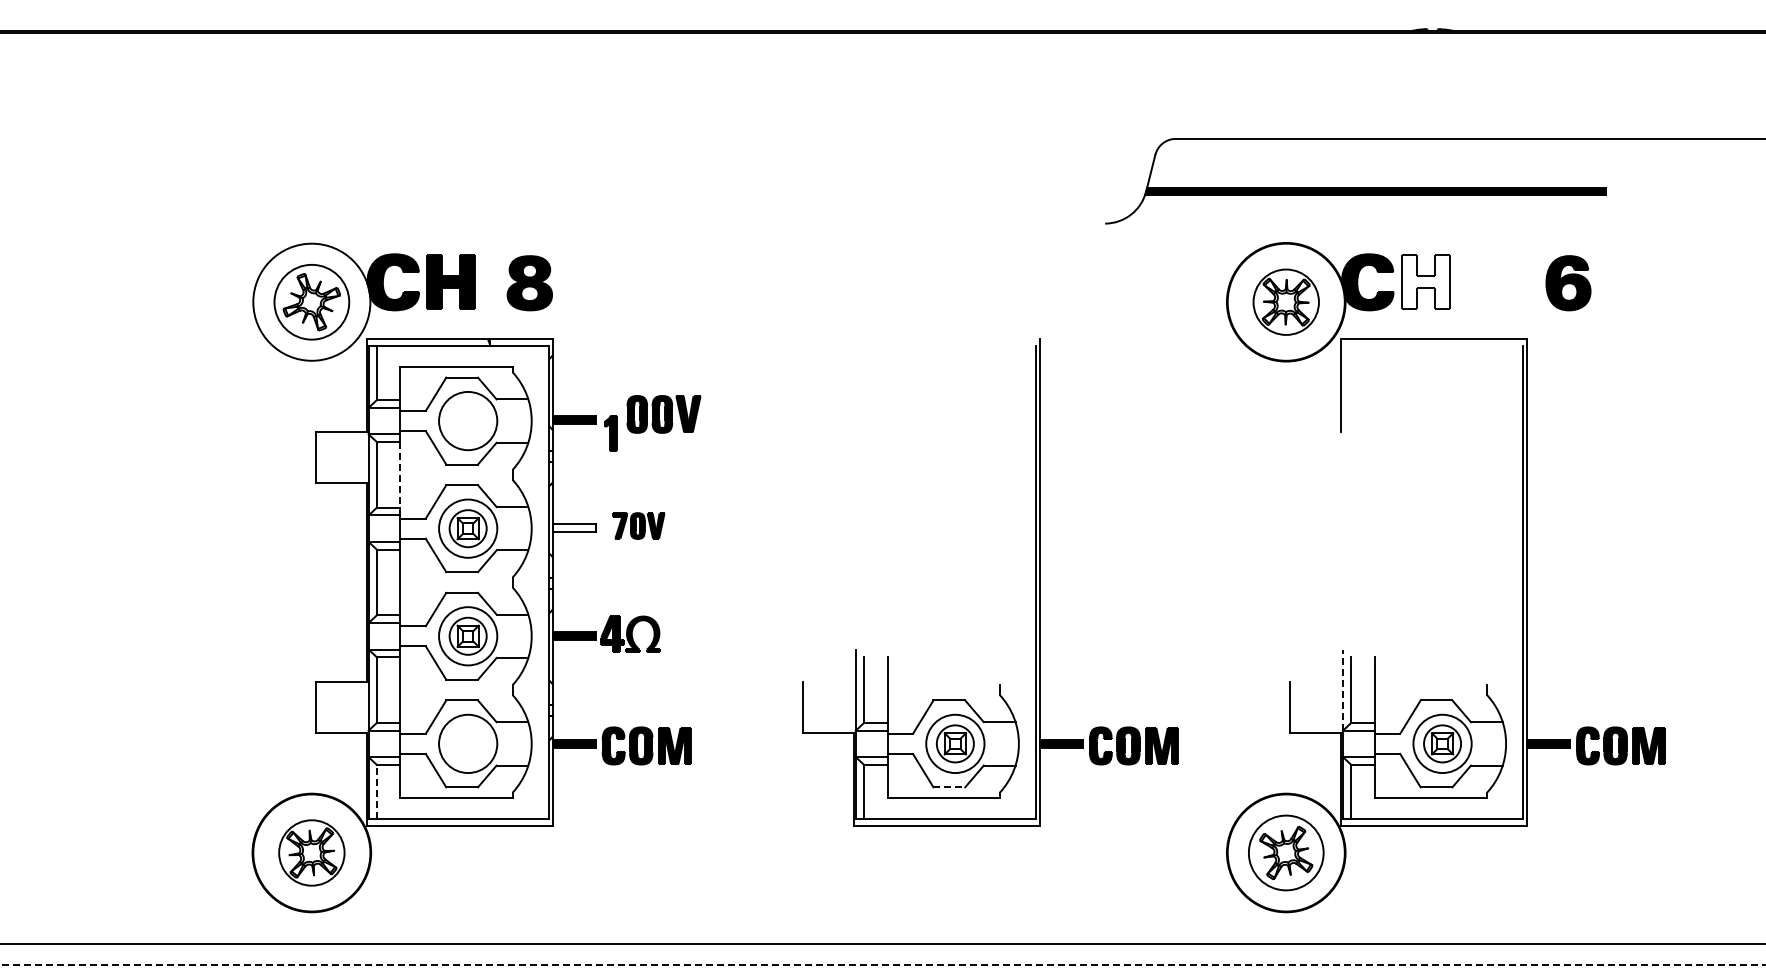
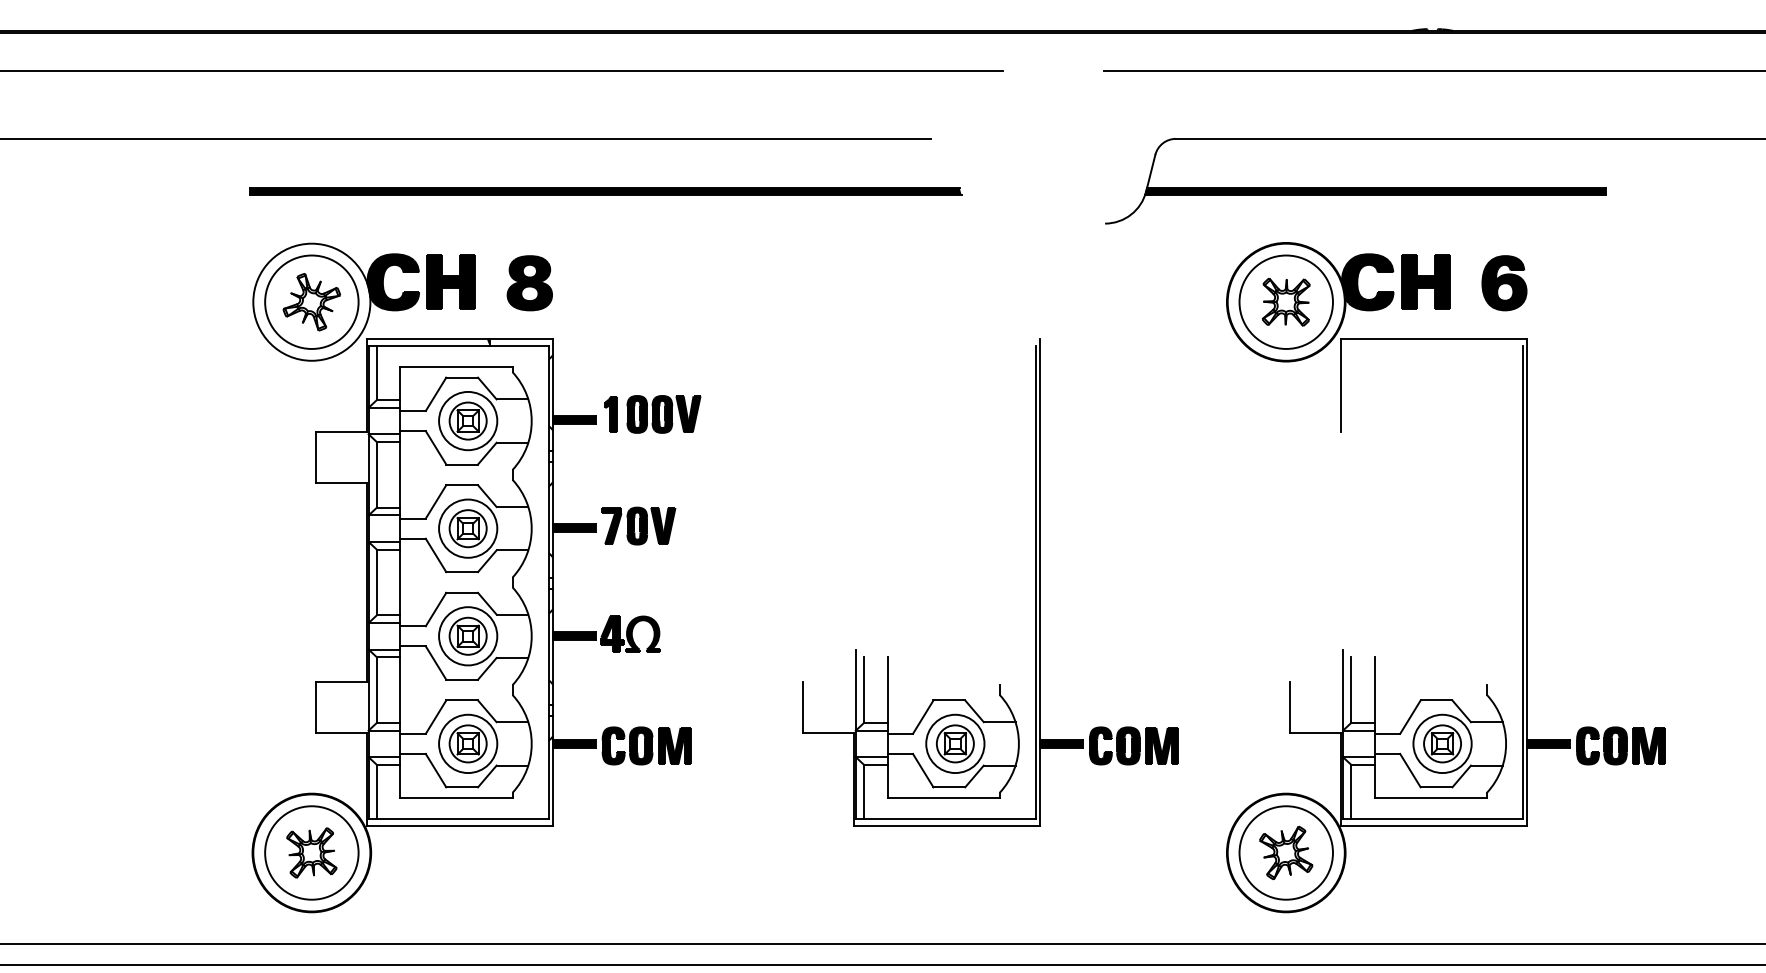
line: none -> present (502, 71)
line: none -> present (1433, 71)
line: none -> present (466, 138)
part: none -> present (605, 191)
fill: none -> present (1425, 282)
part position: (1568, 283) -> (1504, 283) (1504, 283)
circle diameter: 75 px -> 93 px (311, 301)
circle diameter: 65 px -> 93 px (1285, 301)
part: none -> present (467, 420)
part position: (610, 433) -> (610, 414) (610, 414)
line: dashed -> solid (400, 474)
part size: 54x28 px -> 76x40 px (638, 525)
fill: none -> present (573, 527)
line: dashed -> solid (1343, 690)
part: none -> present (467, 743)
line: dashed -> solid (949, 787)
line: dashed -> solid (377, 791)
circle diameter: 65 px -> 93 px (311, 852)
circle diameter: 75 px -> 93 px (1285, 852)
line: dashed -> solid (882, 965)
